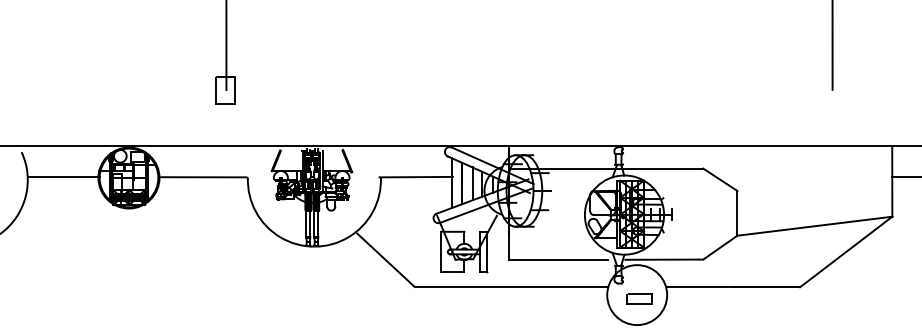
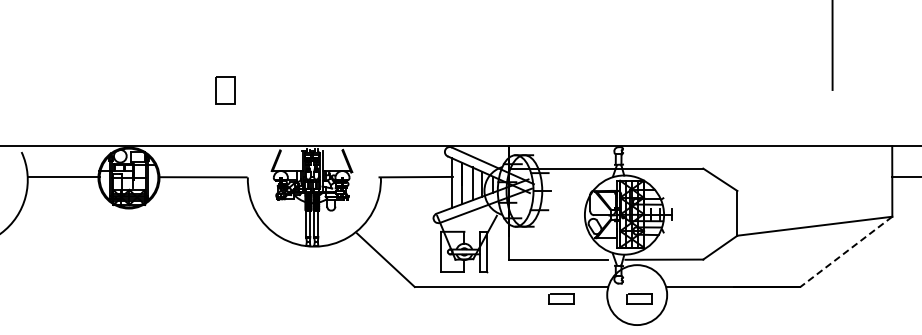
line: present -> none (226, 45)
line: solid -> dashed (845, 252)
part: none -> present (561, 298)
